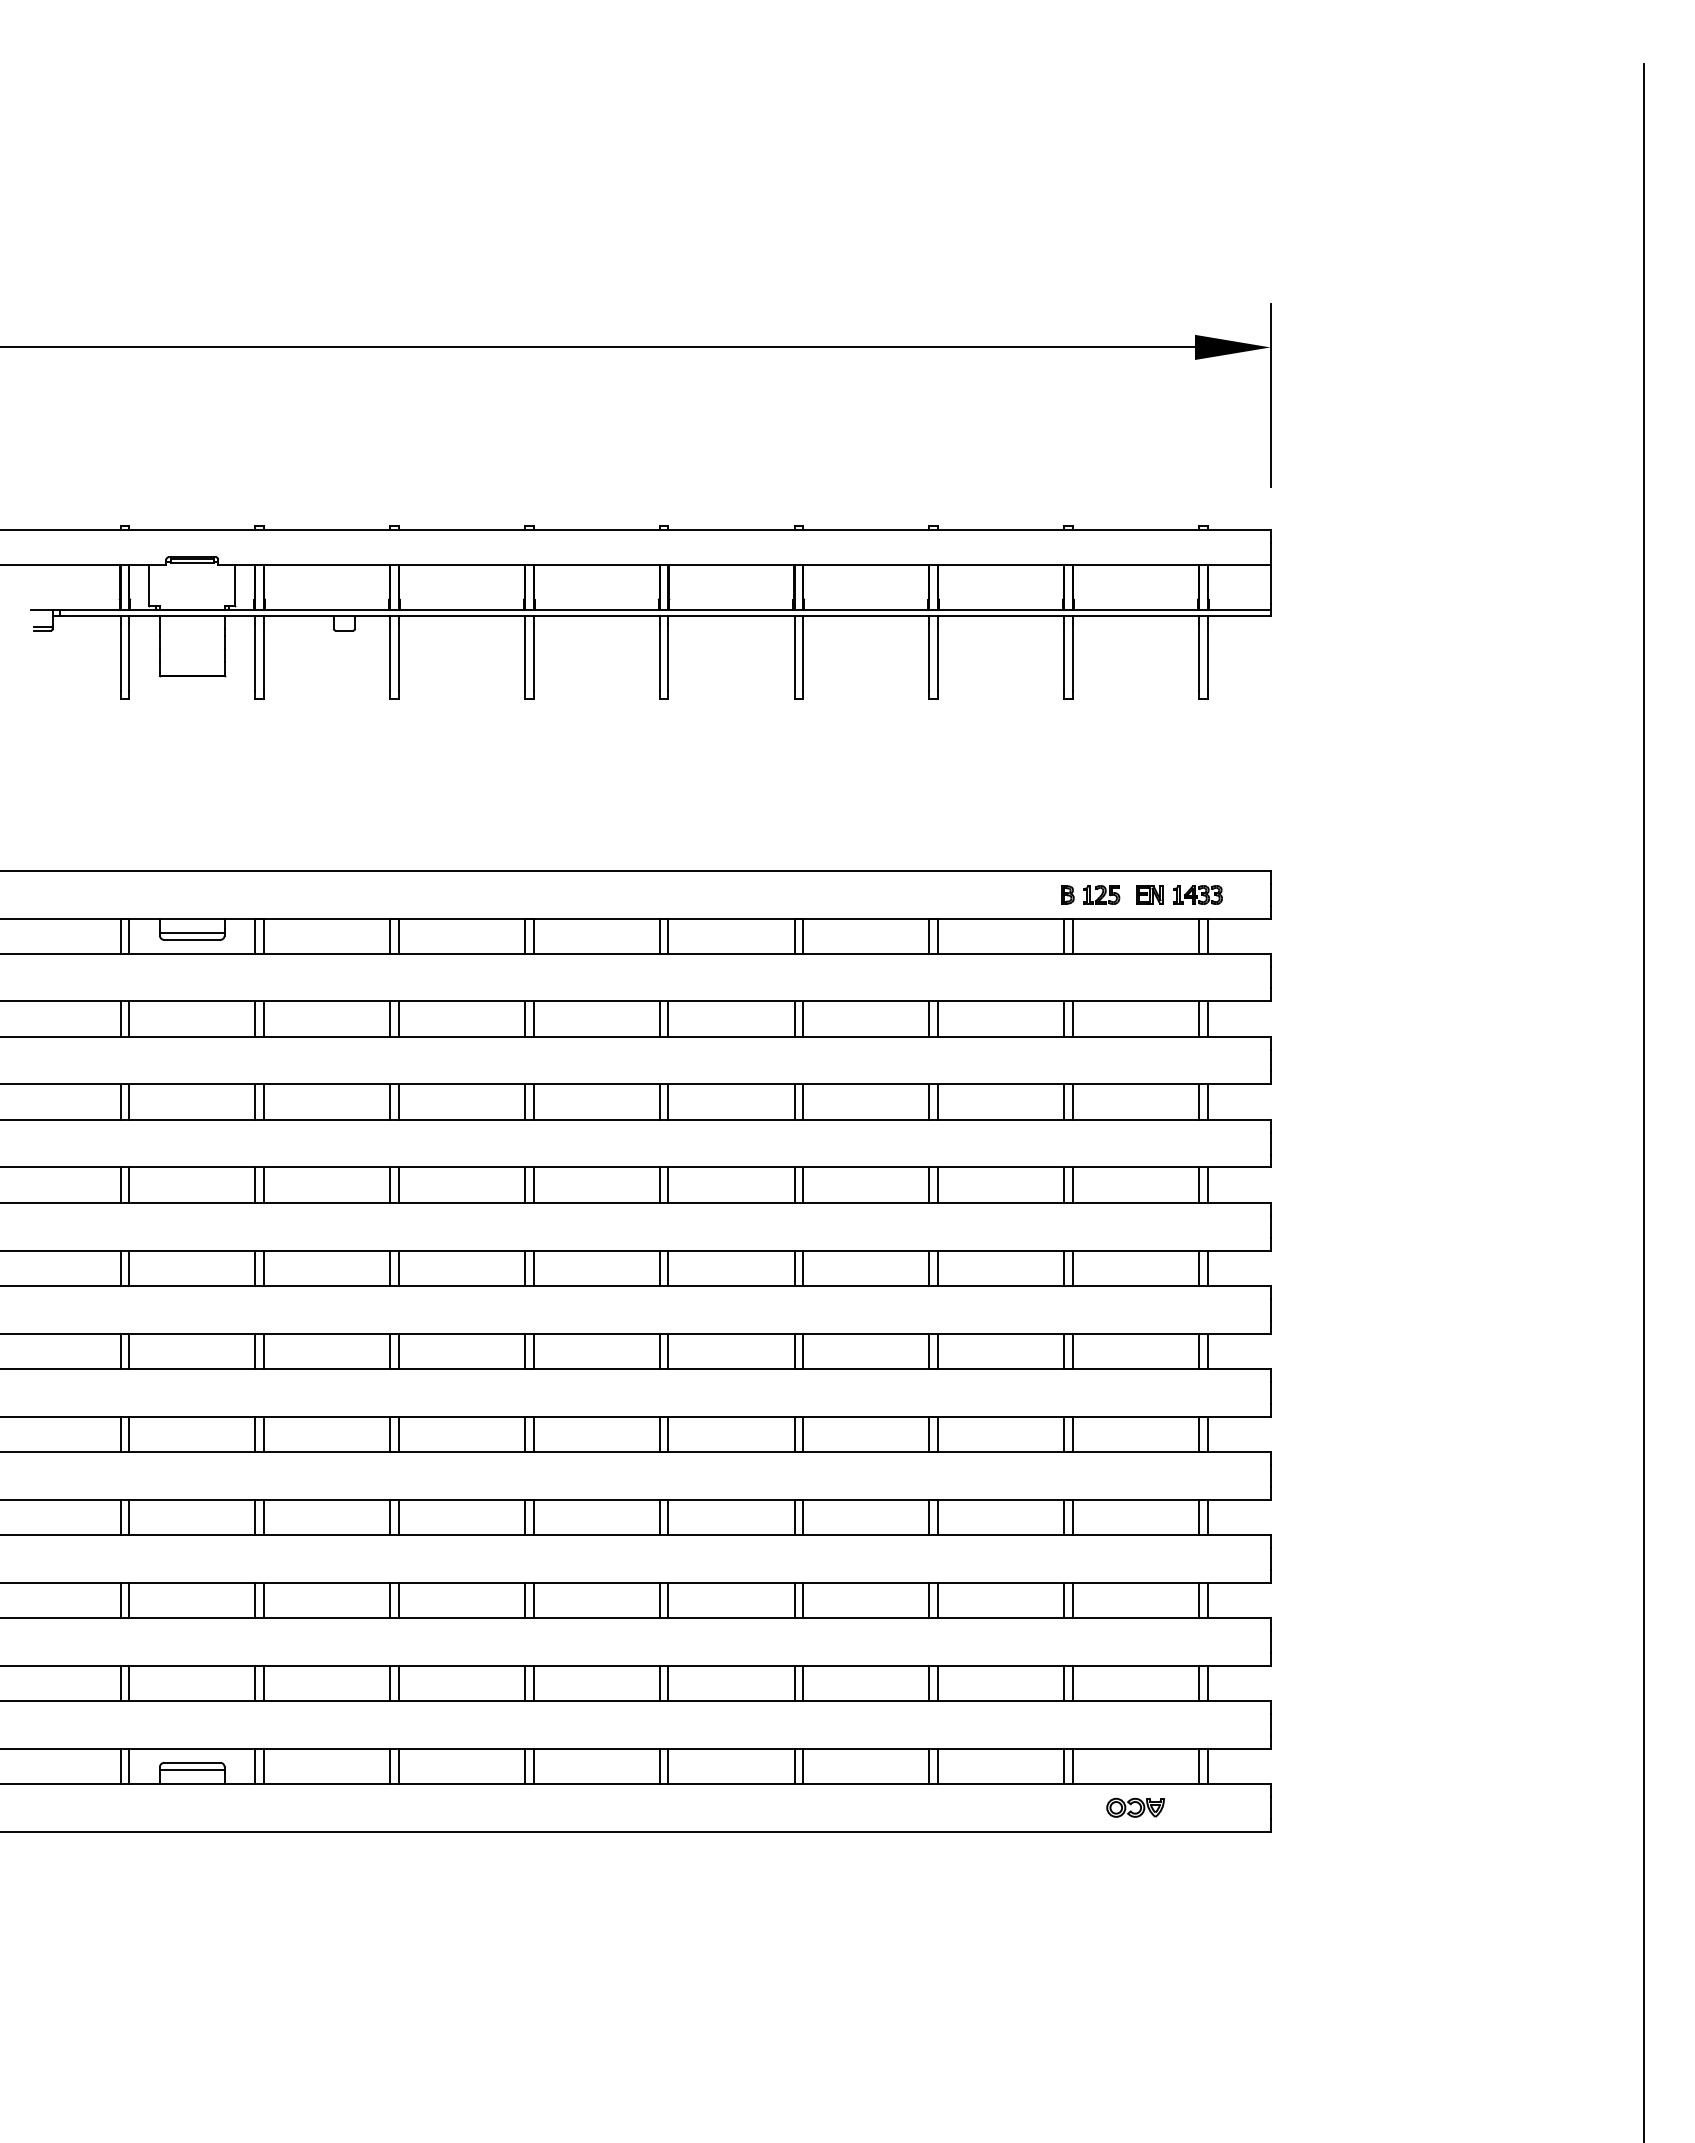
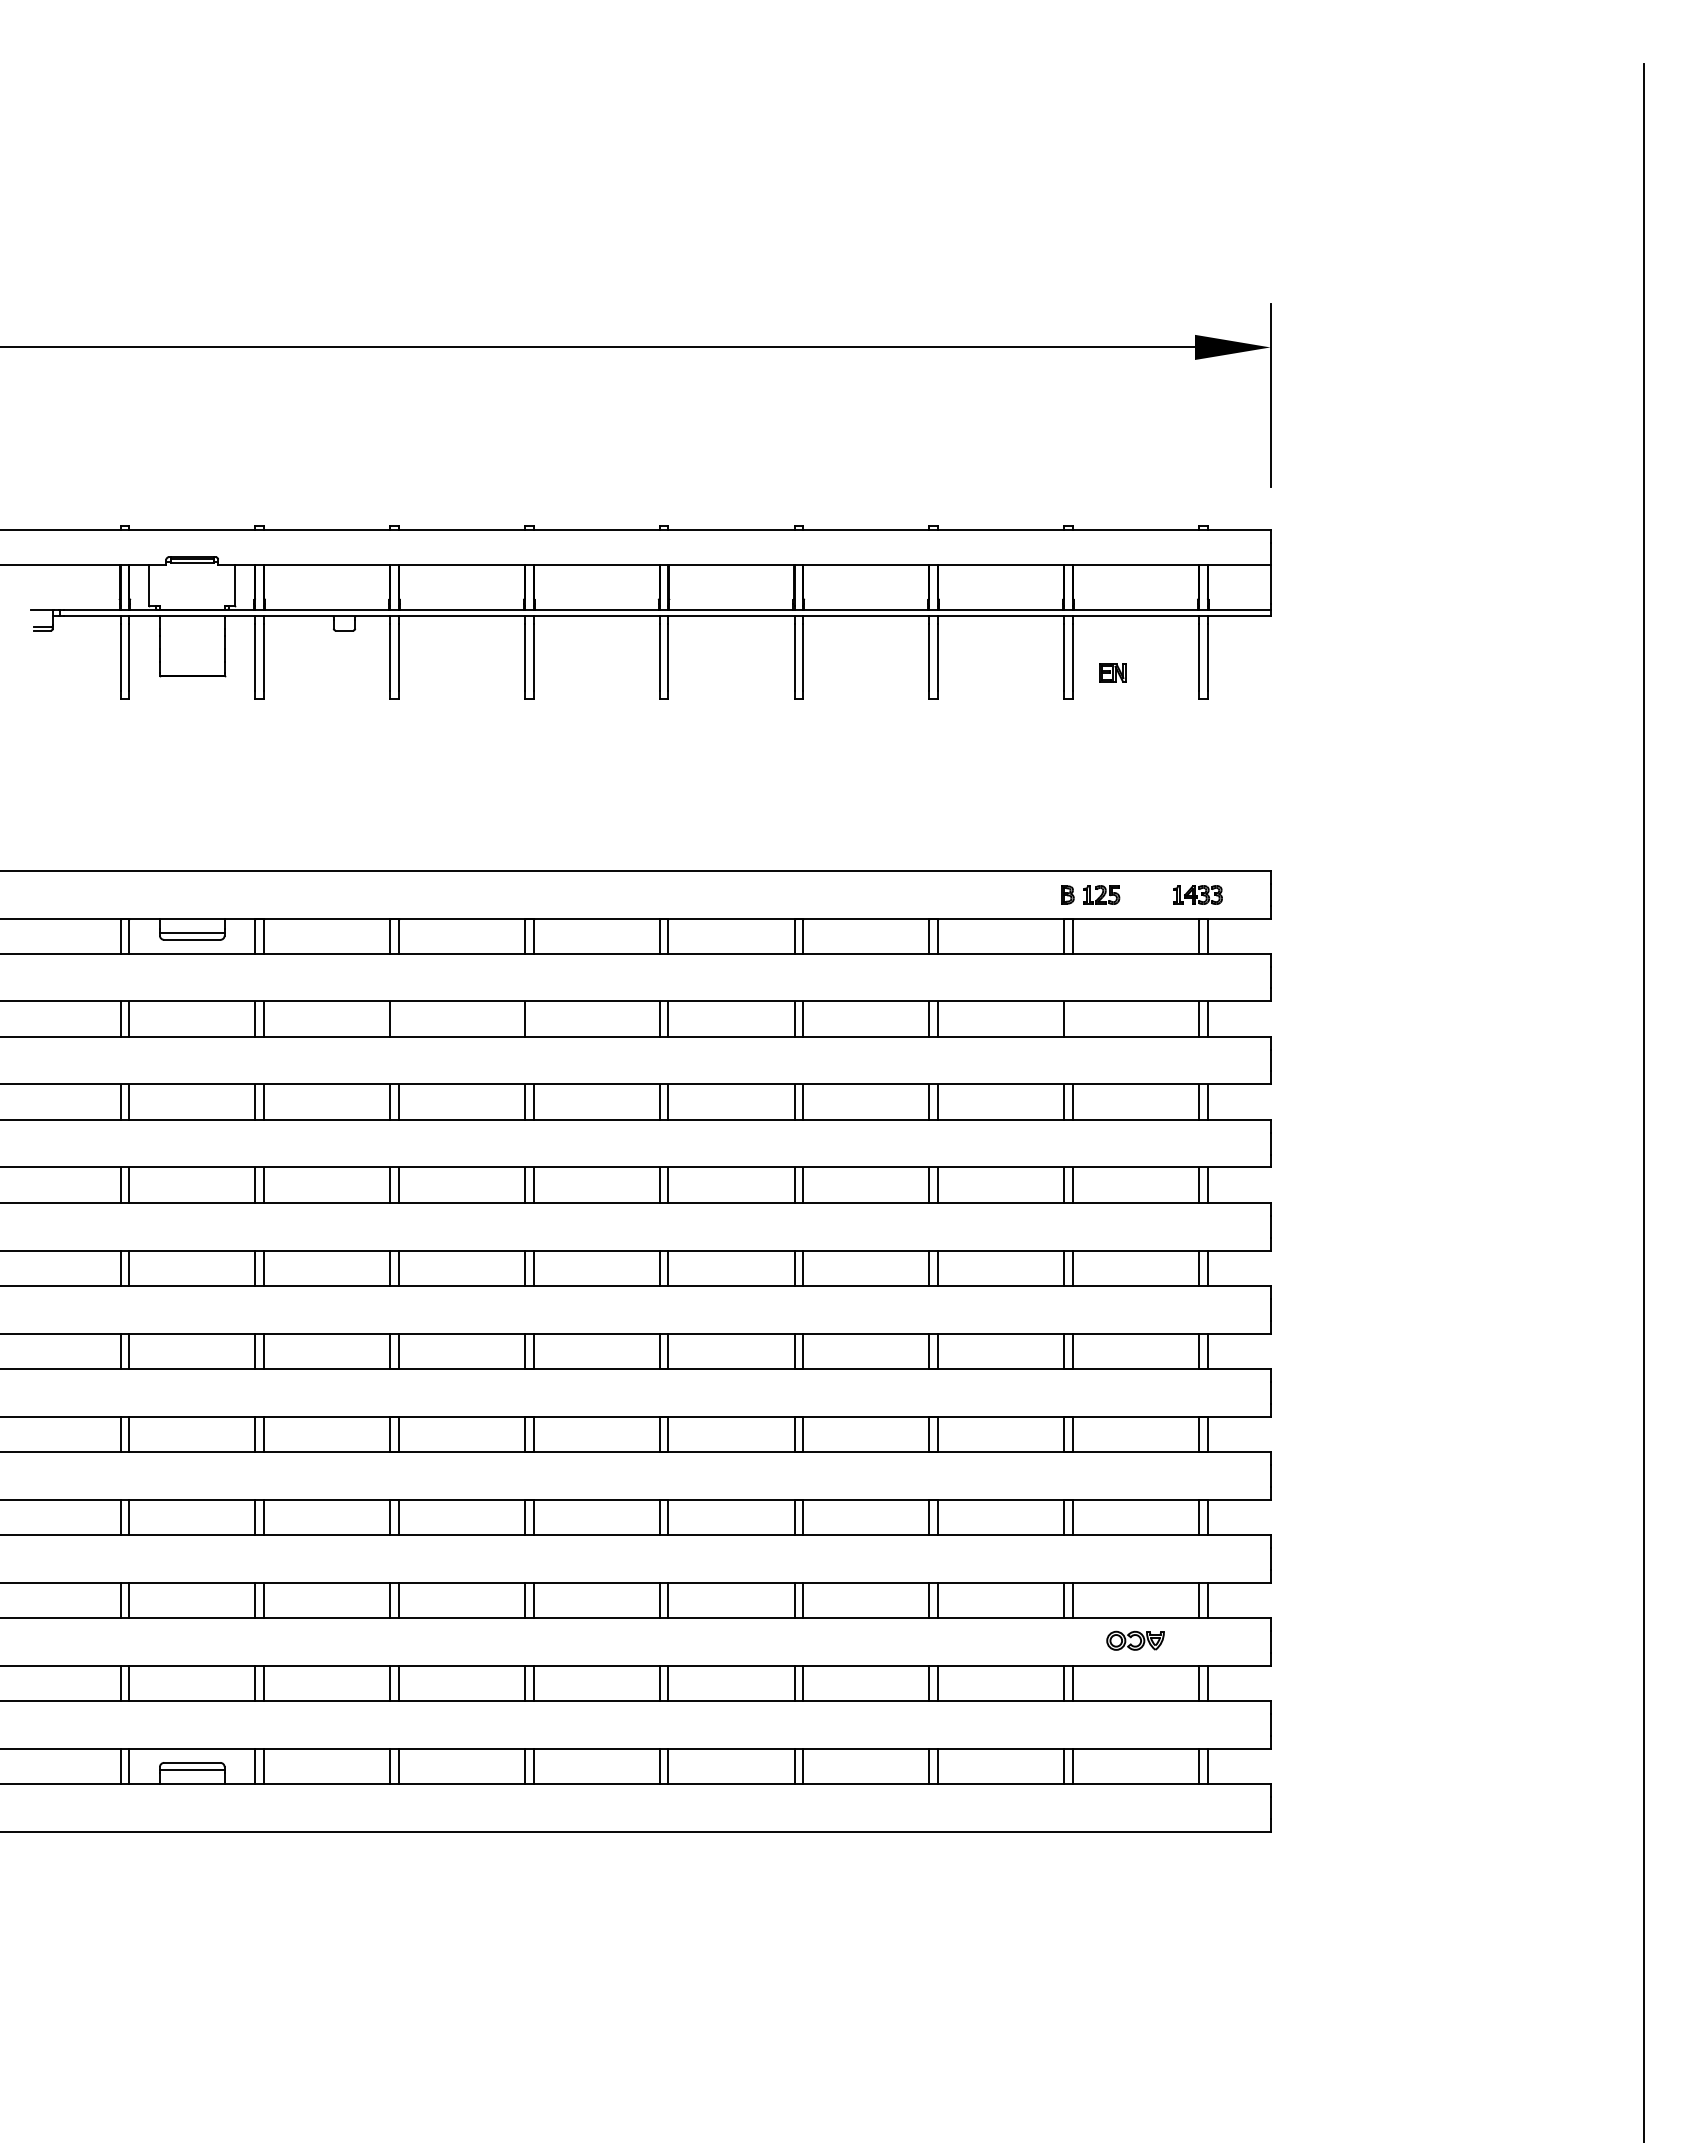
part position: (1149, 894) -> (1112, 672) (1112, 672)
line: present -> none (398, 1018)
line: present -> none (533, 1018)
line: present -> none (1072, 1018)
part position: (1135, 1807) -> (1135, 1640) (1135, 1640)
